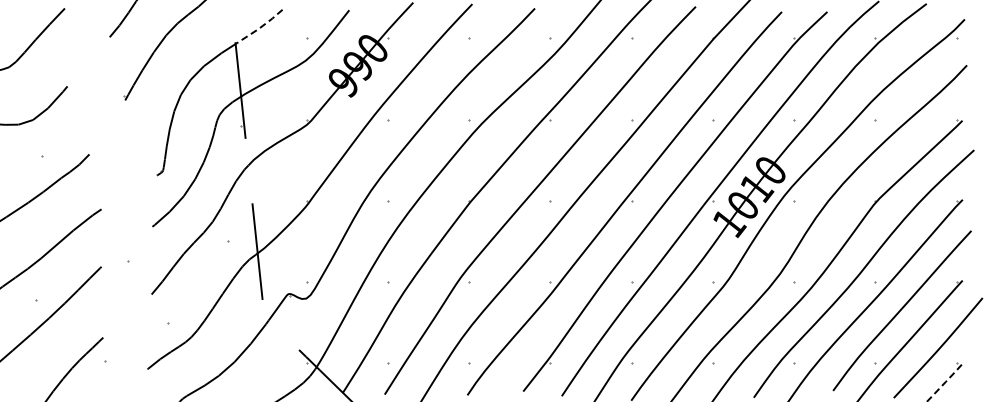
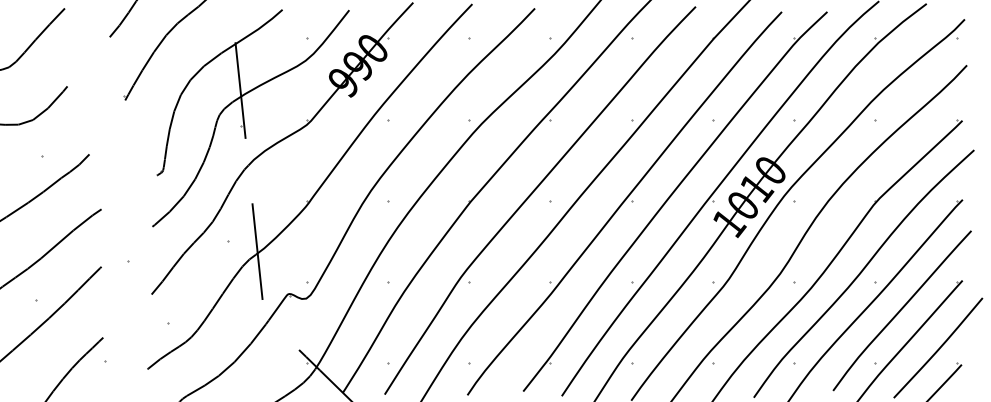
line: dashed -> solid (260, 27)
line: dashed -> solid (945, 382)
